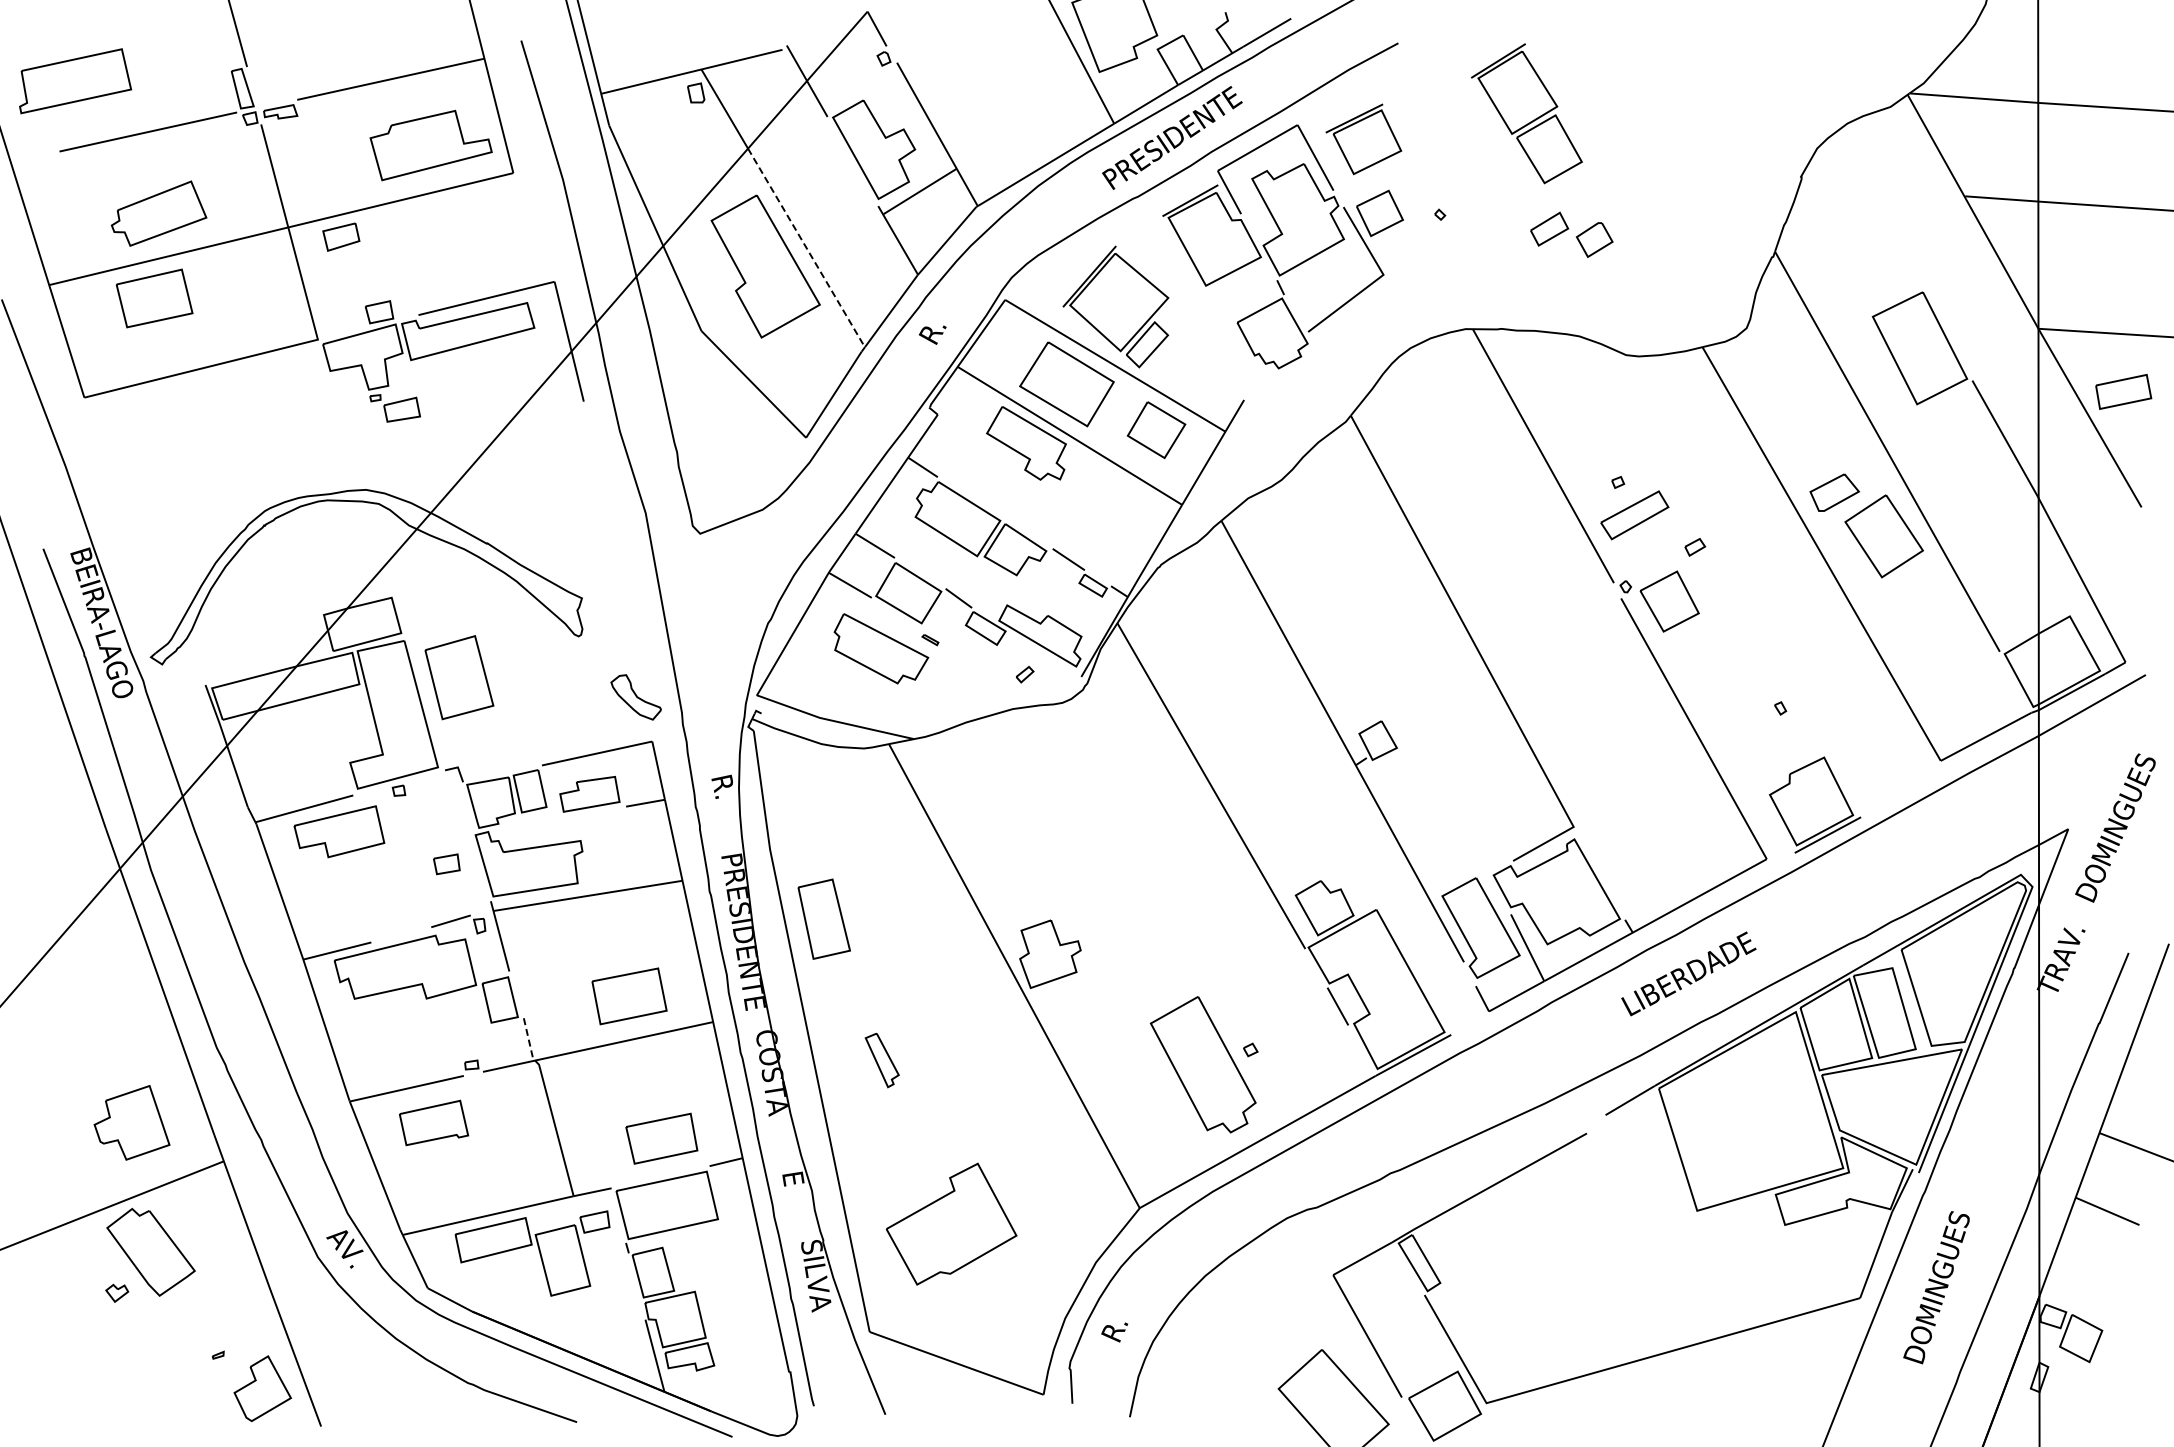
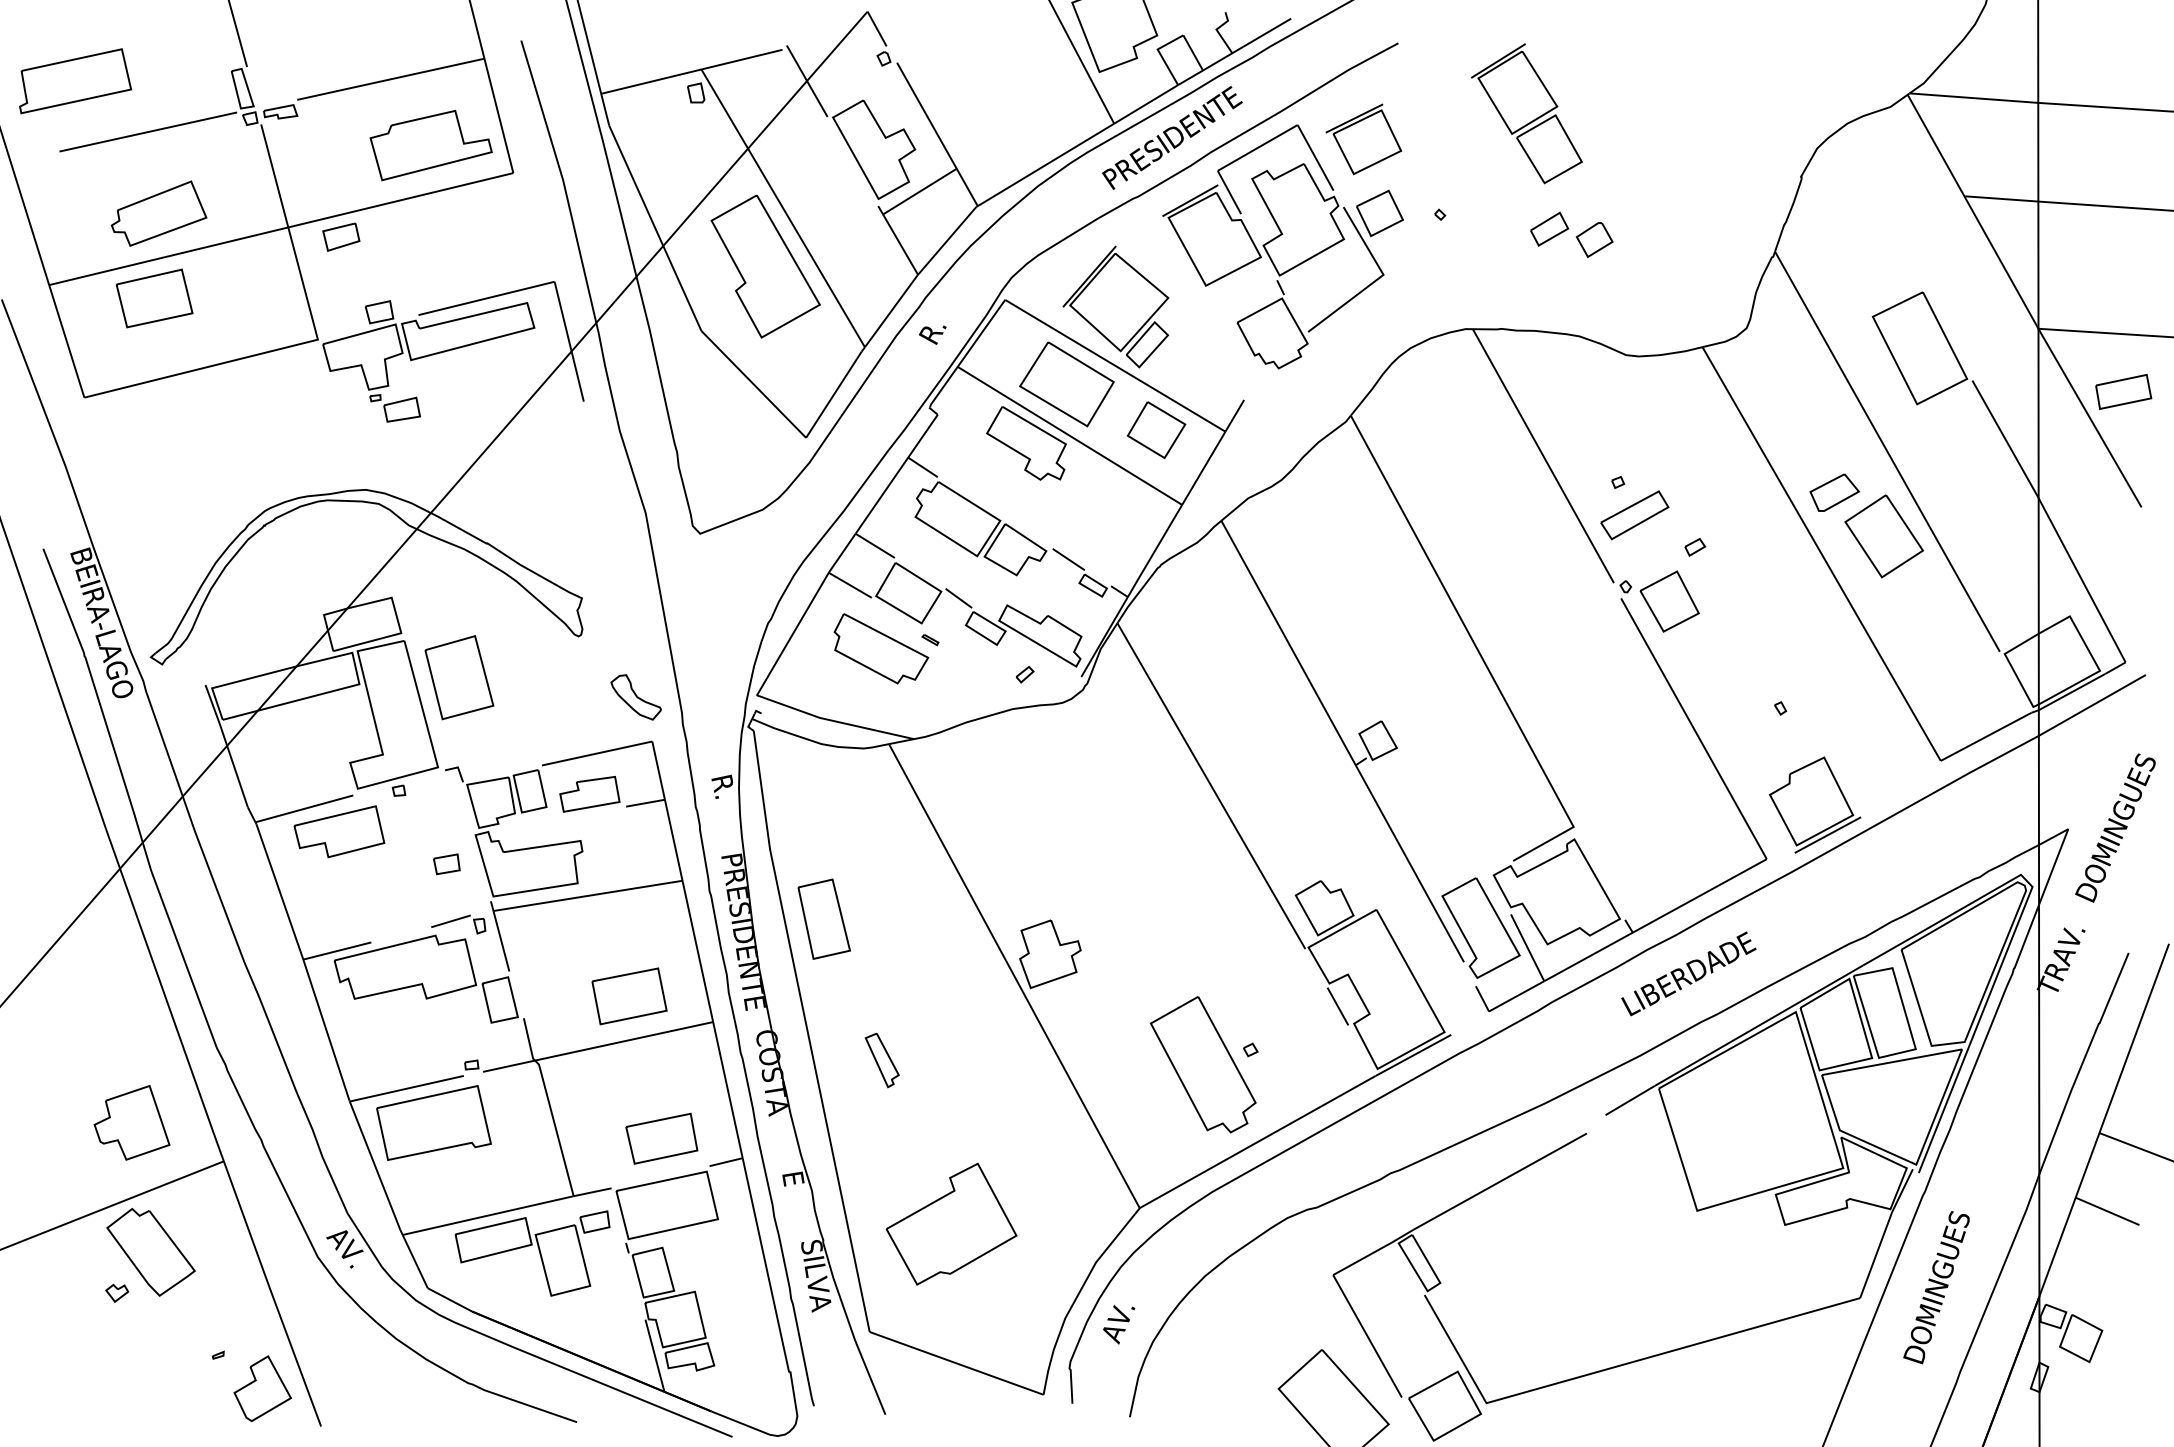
line: dashed -> solid (806, 248)
line: dashed -> solid (528, 1040)
part size: 71x48 px -> 116x76 px (433, 1122)
text: R. -> AV. (1118, 1324)
